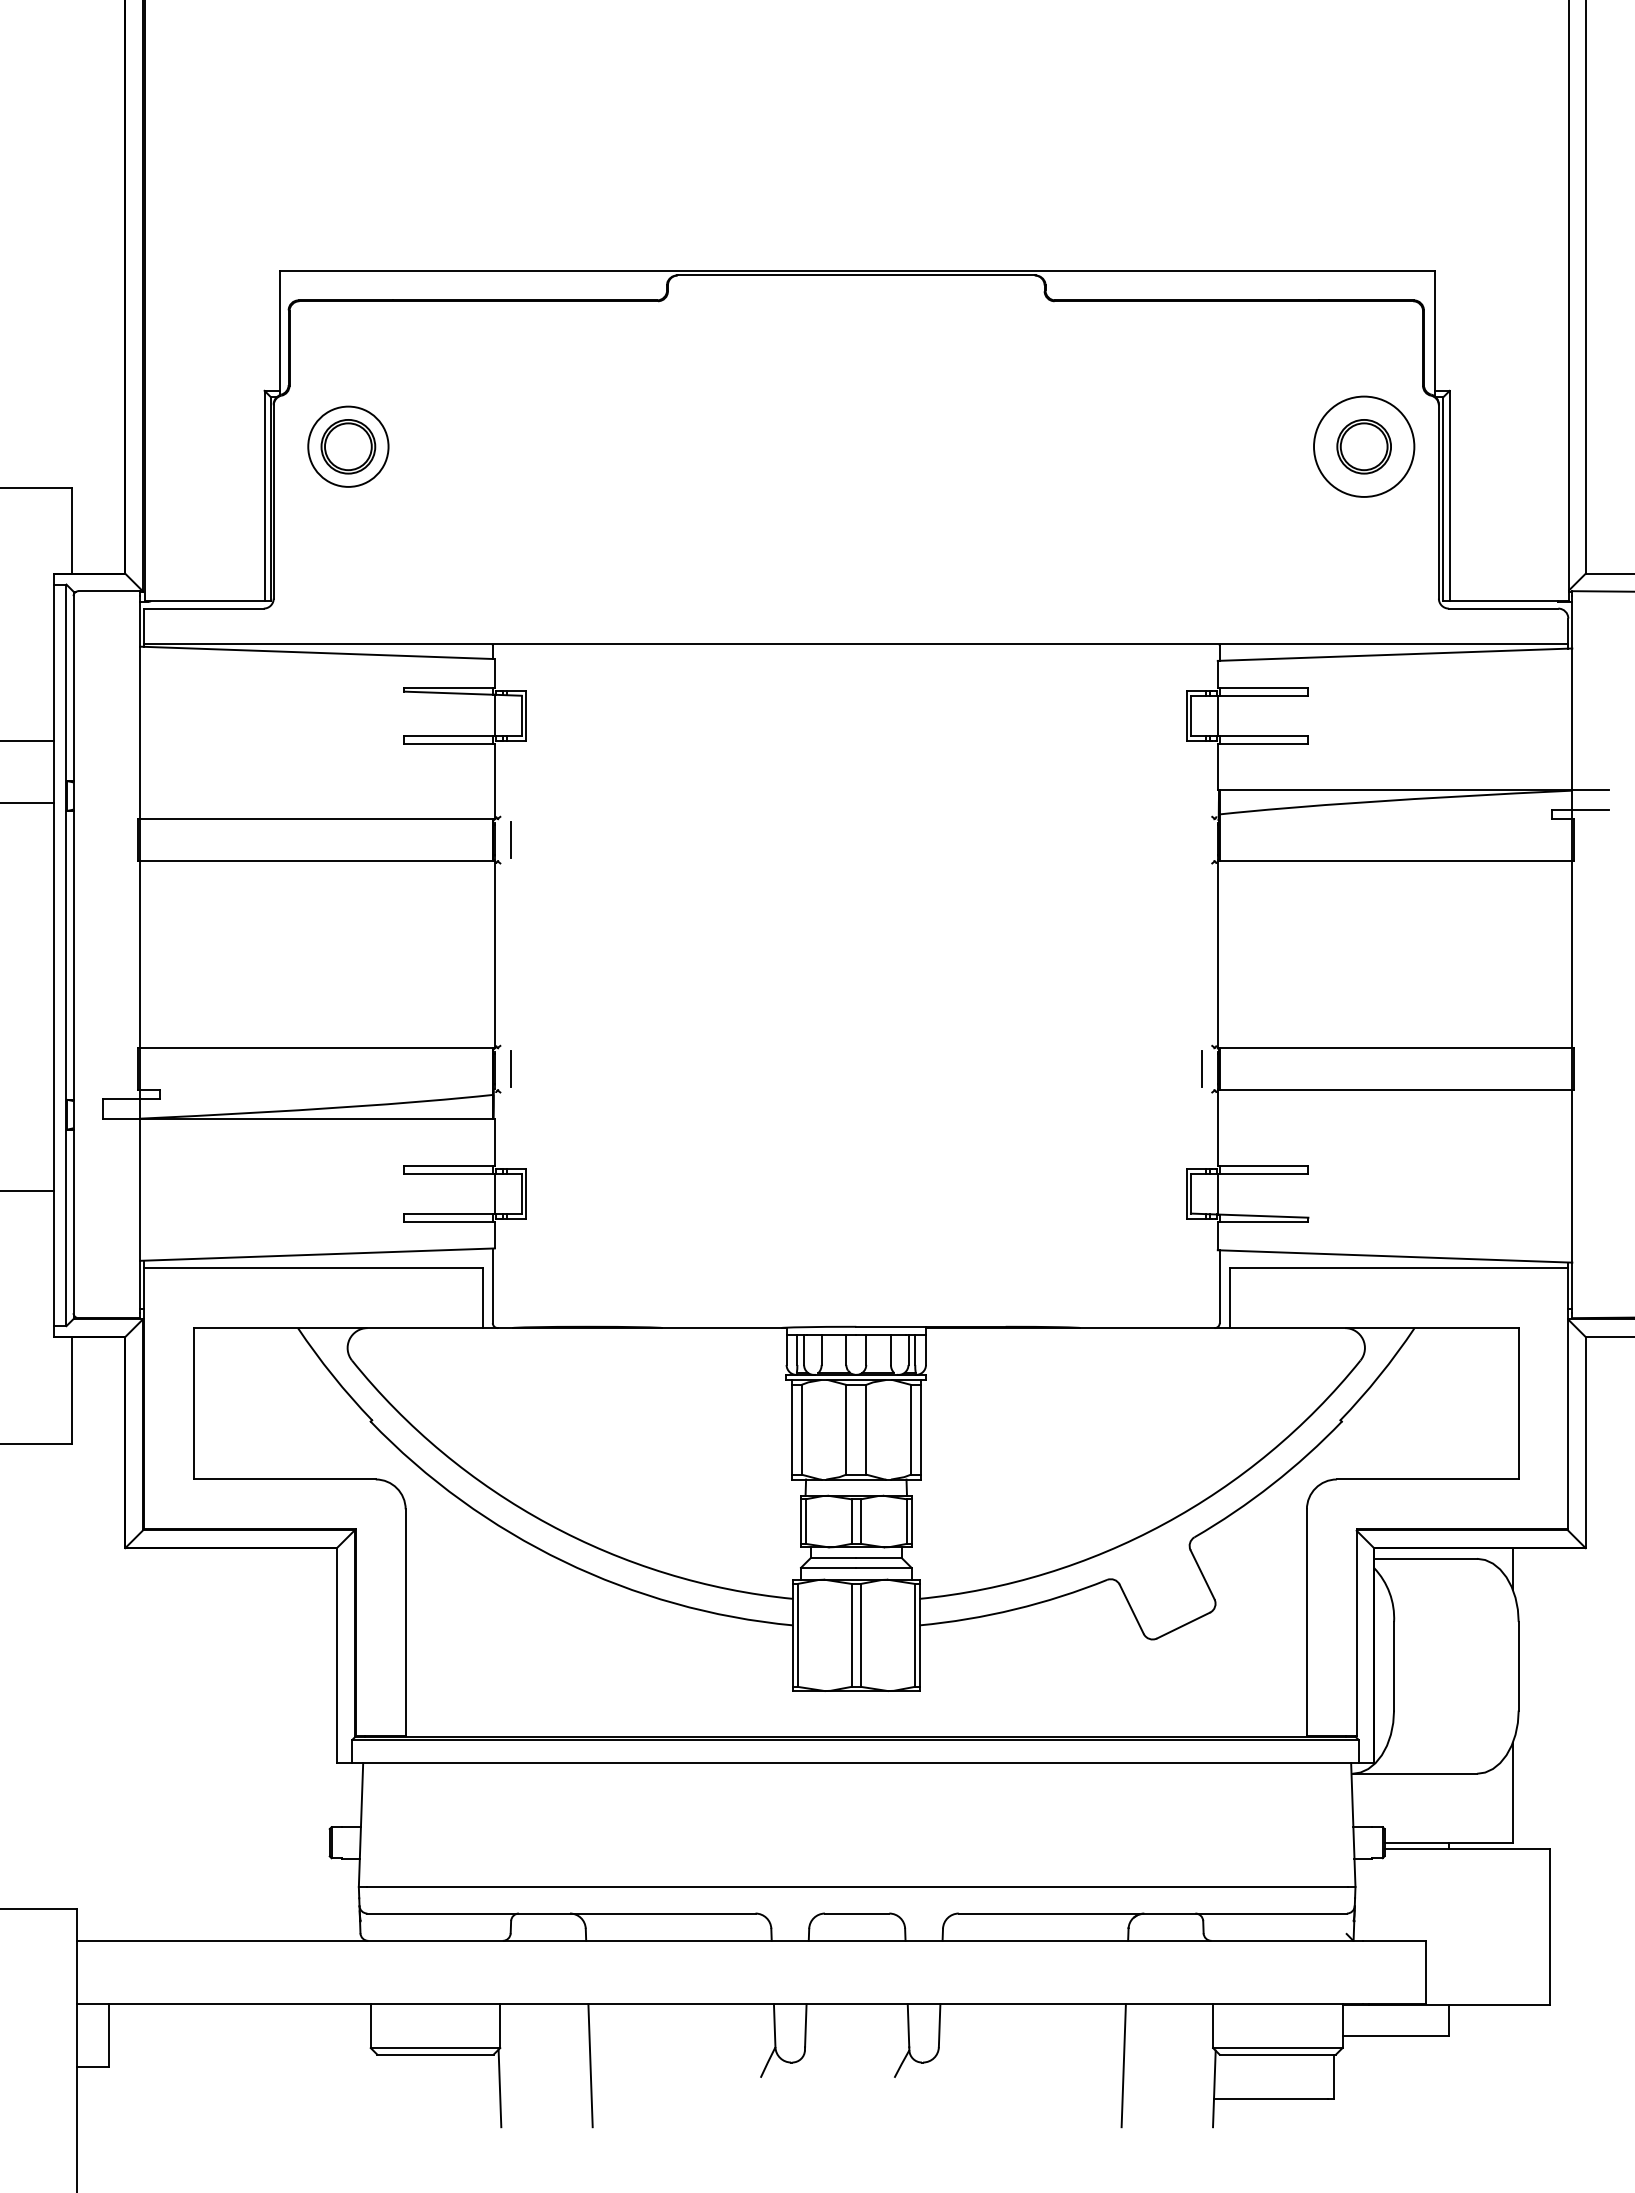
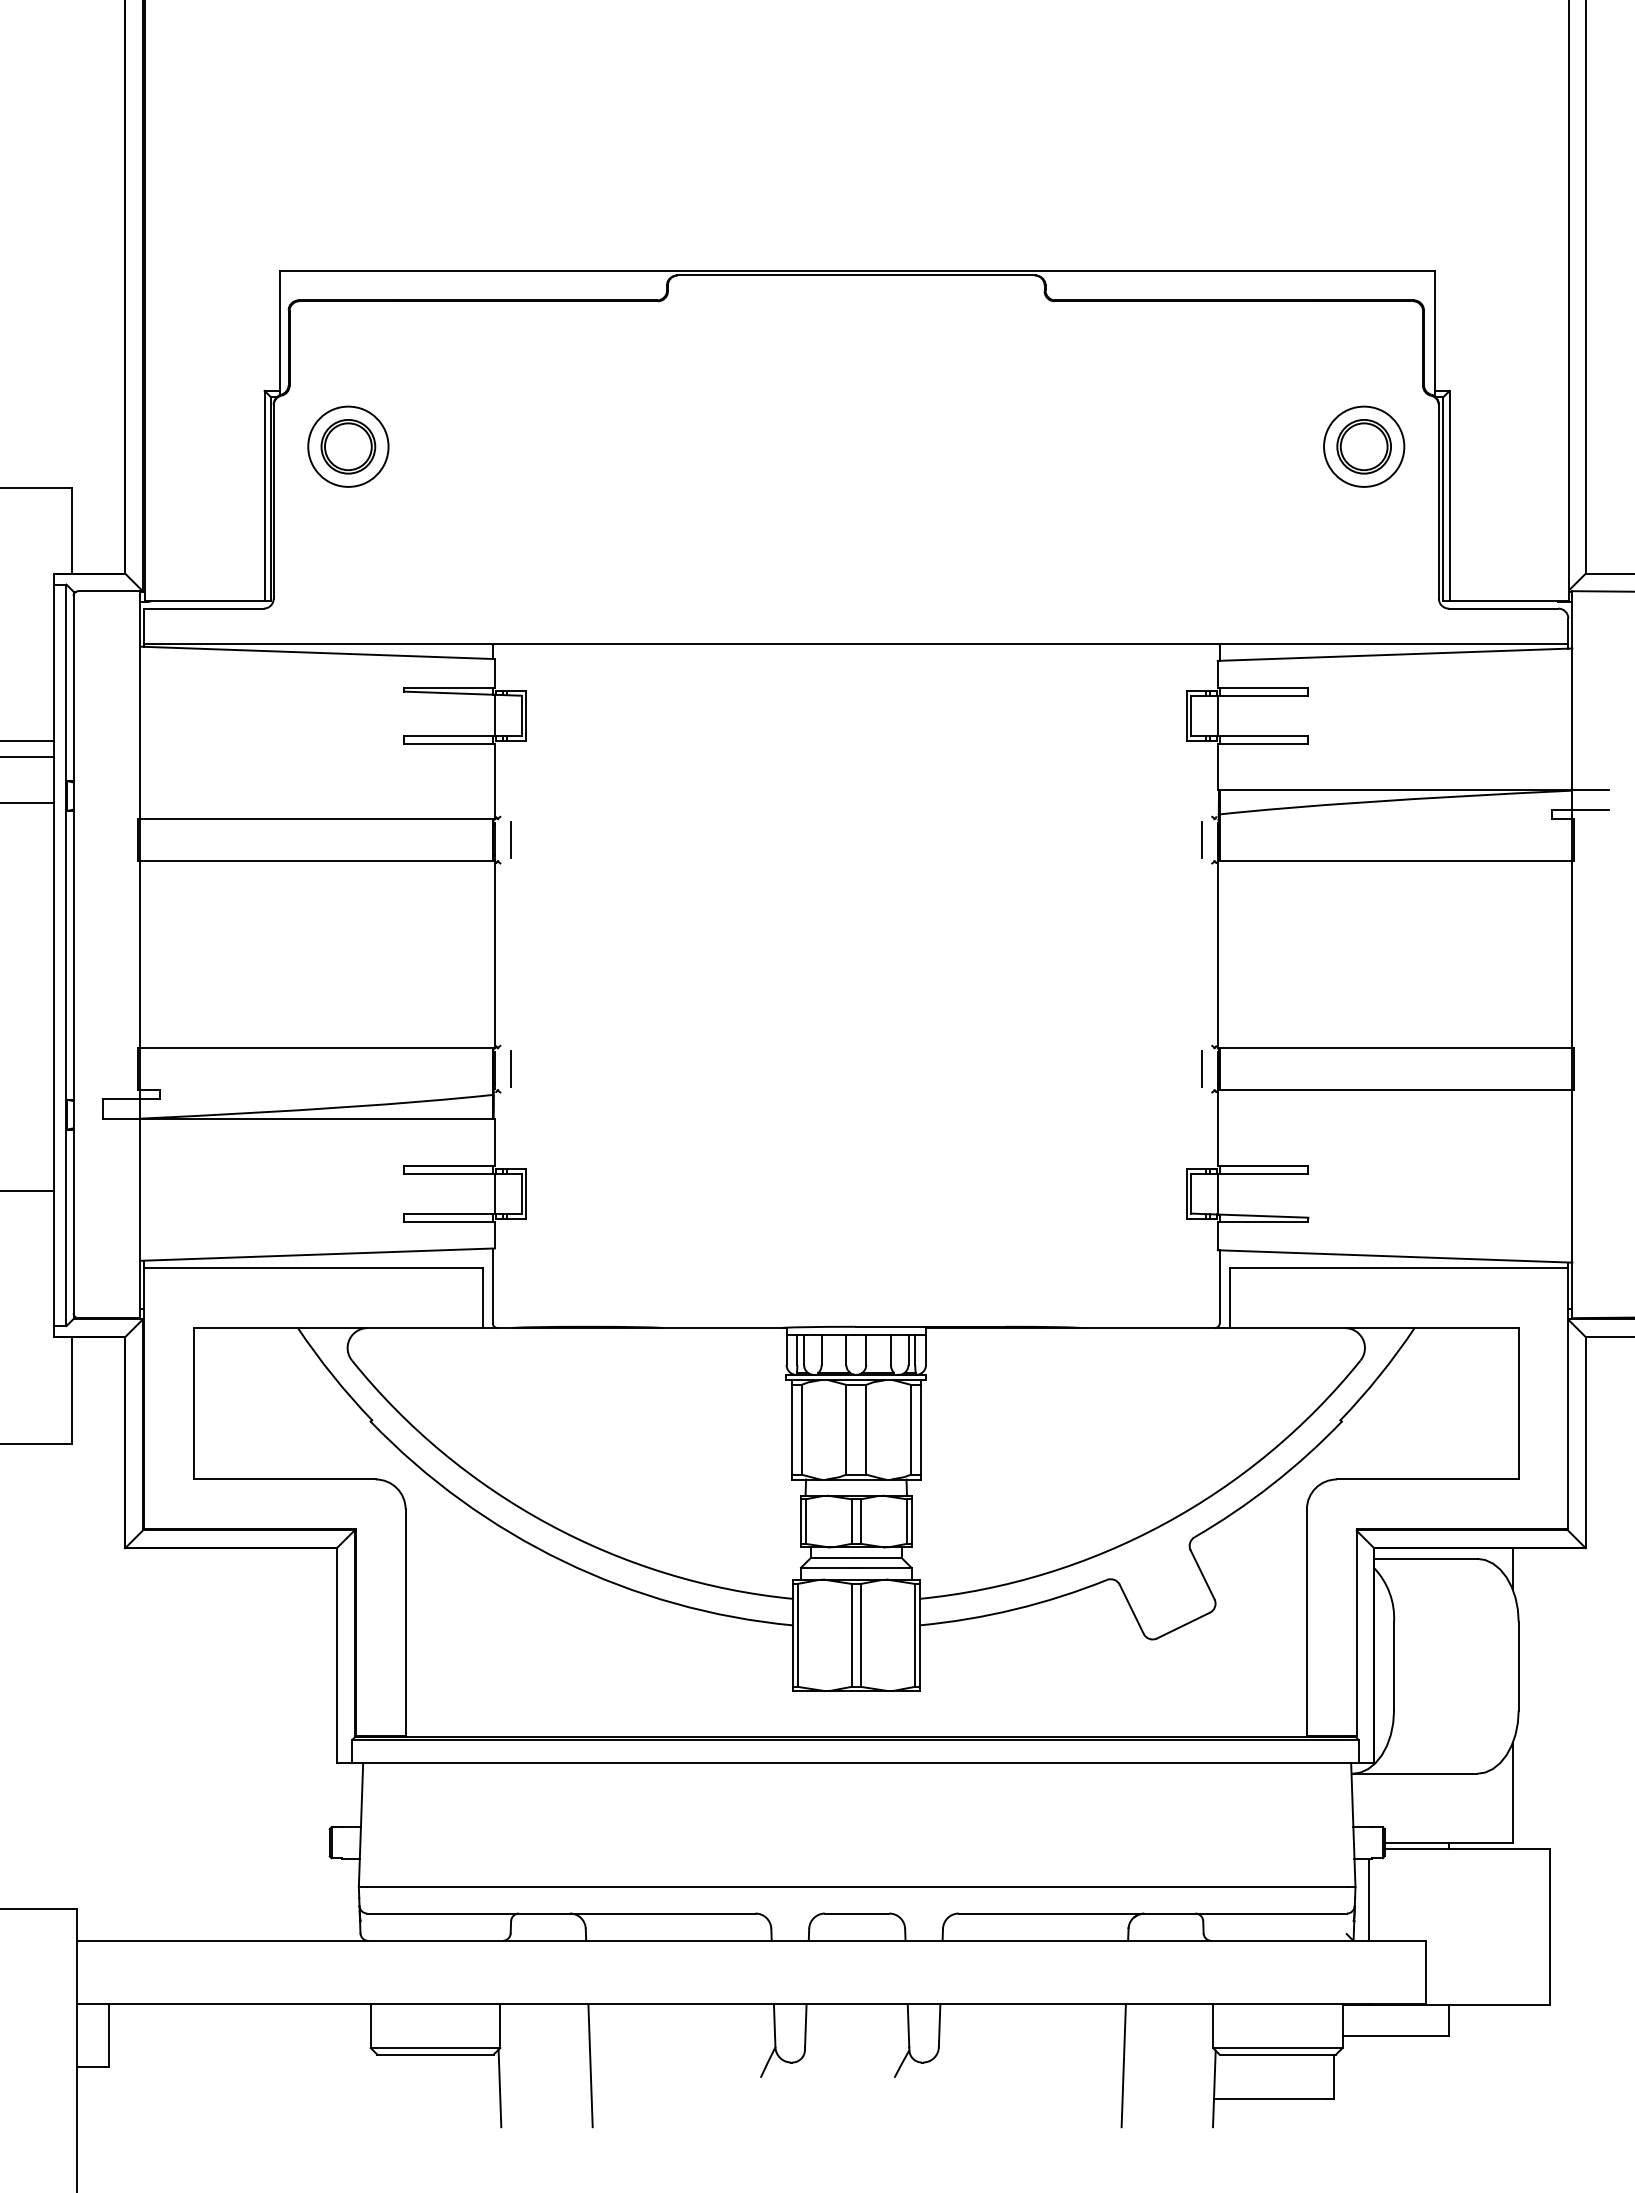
circle diameter: 100 px -> 80 px (1364, 446)
line: none -> present (27, 757)
line: none -> present (1201, 839)
line: none -> present (1368, 1899)
